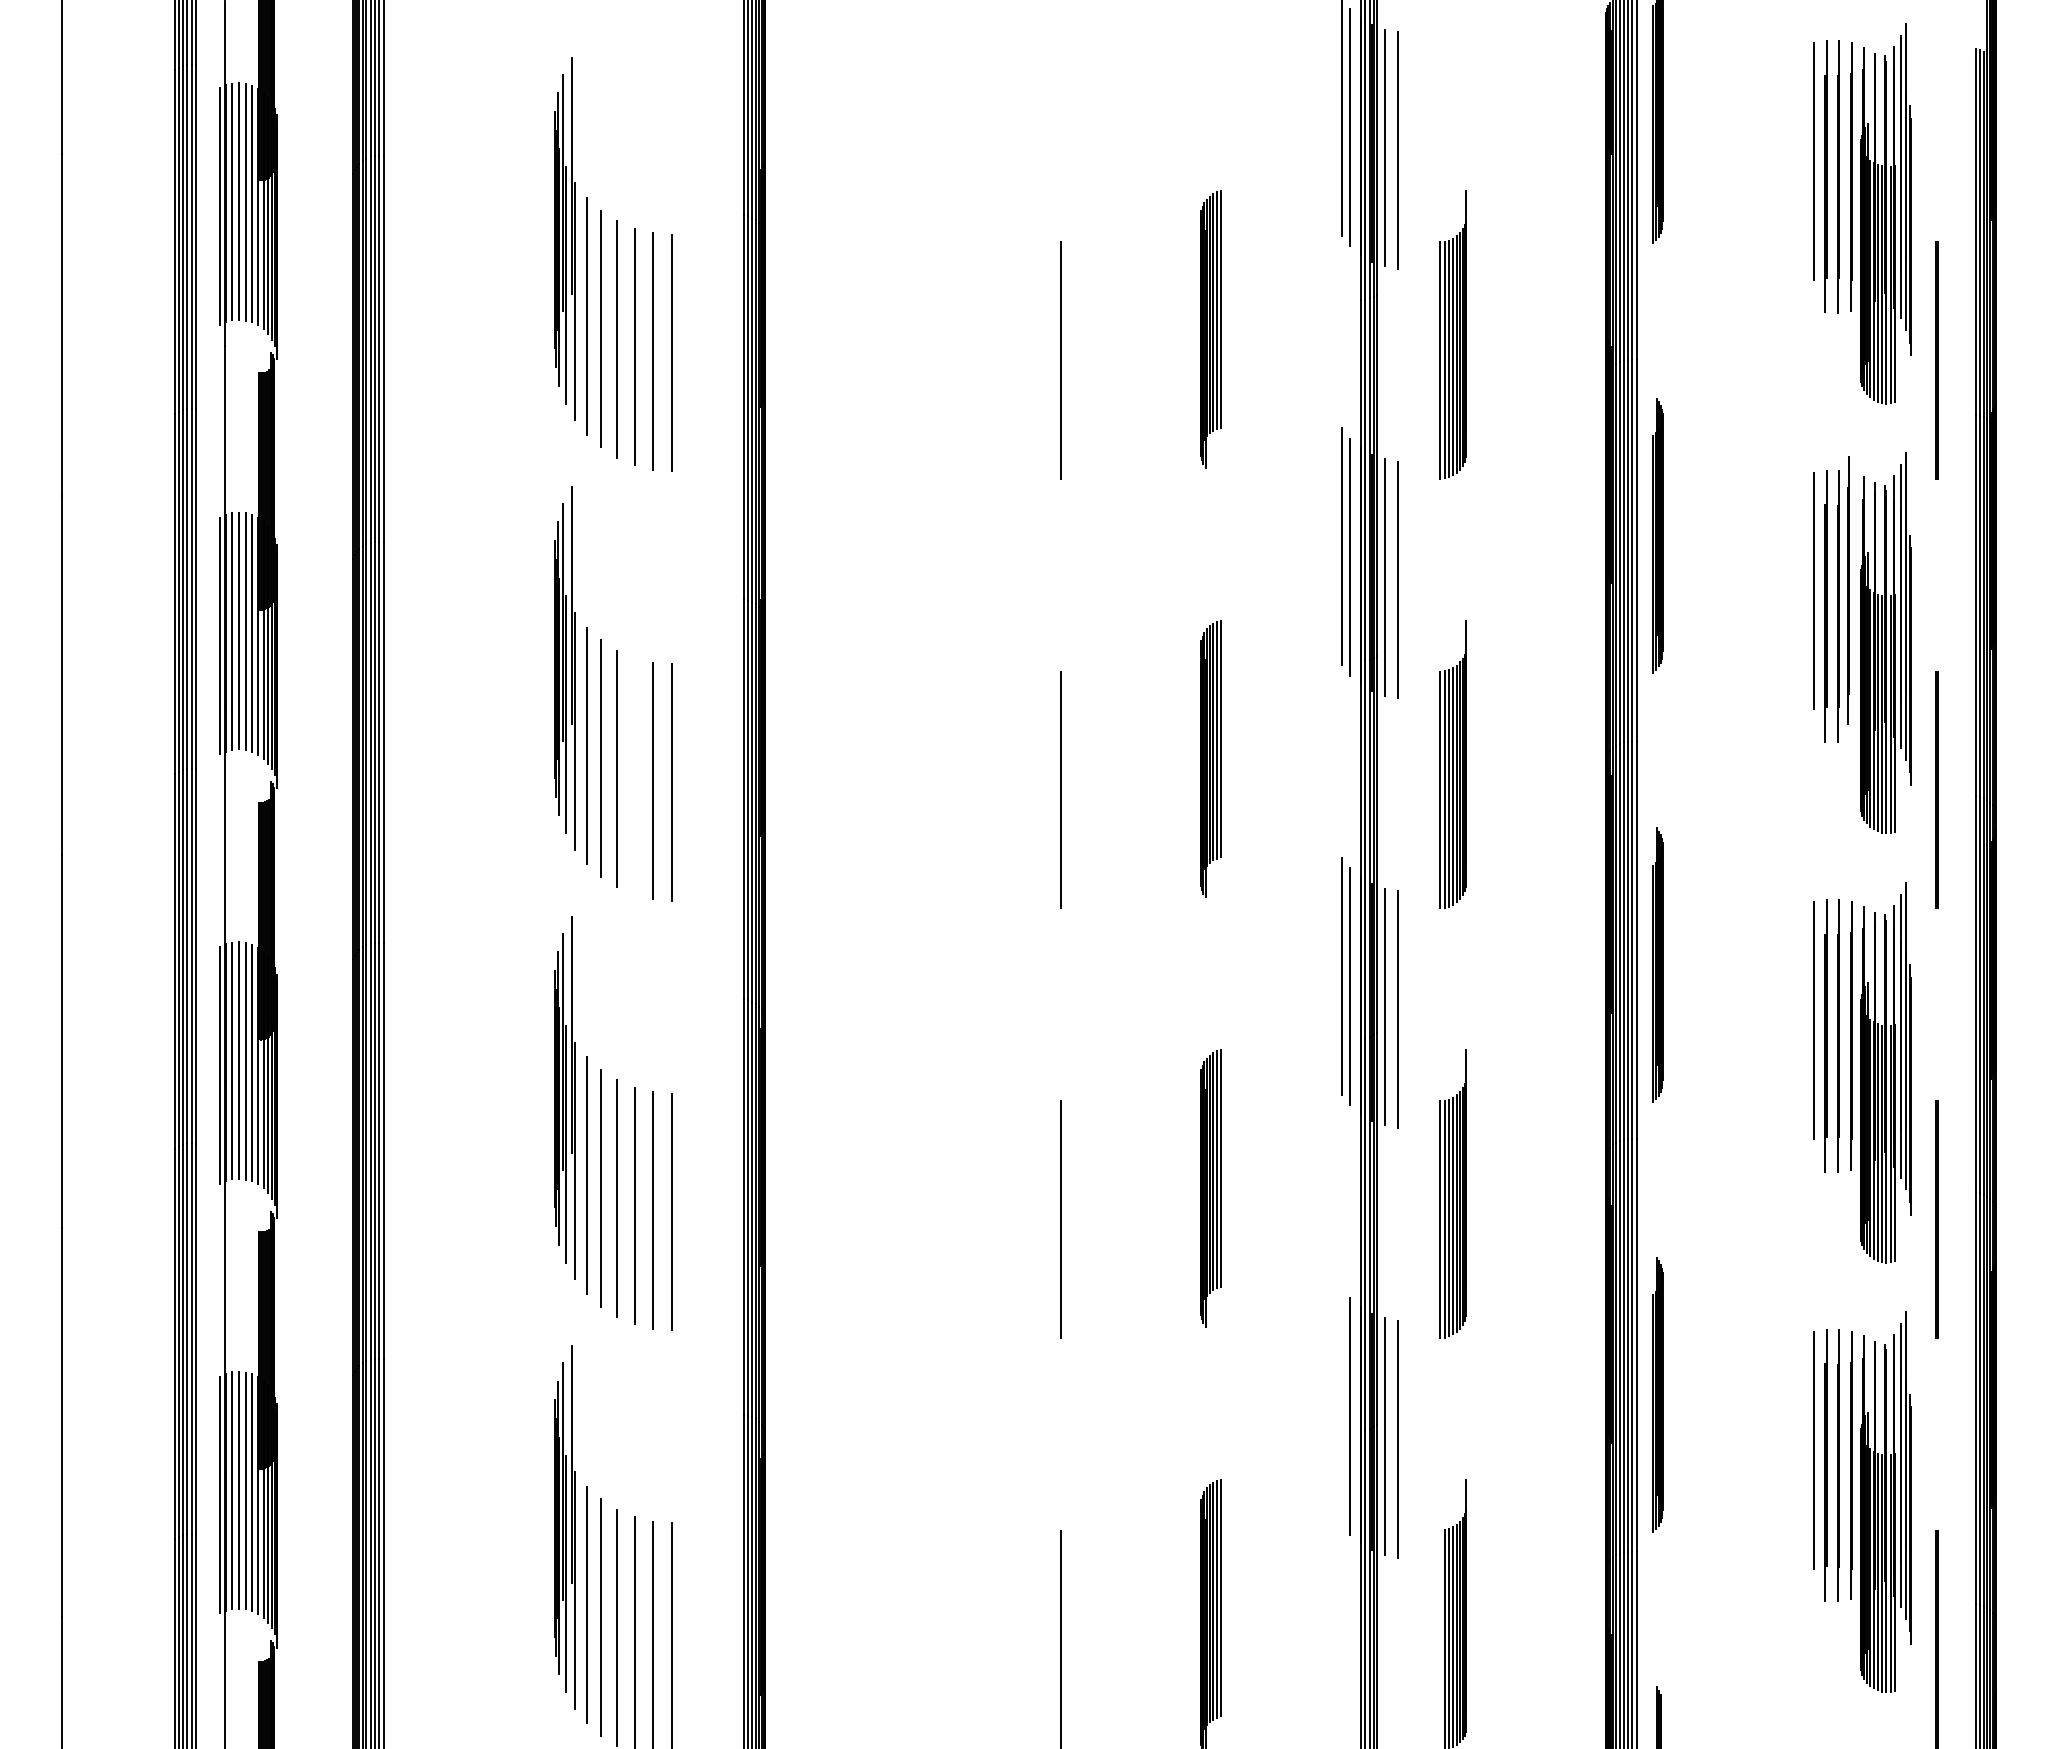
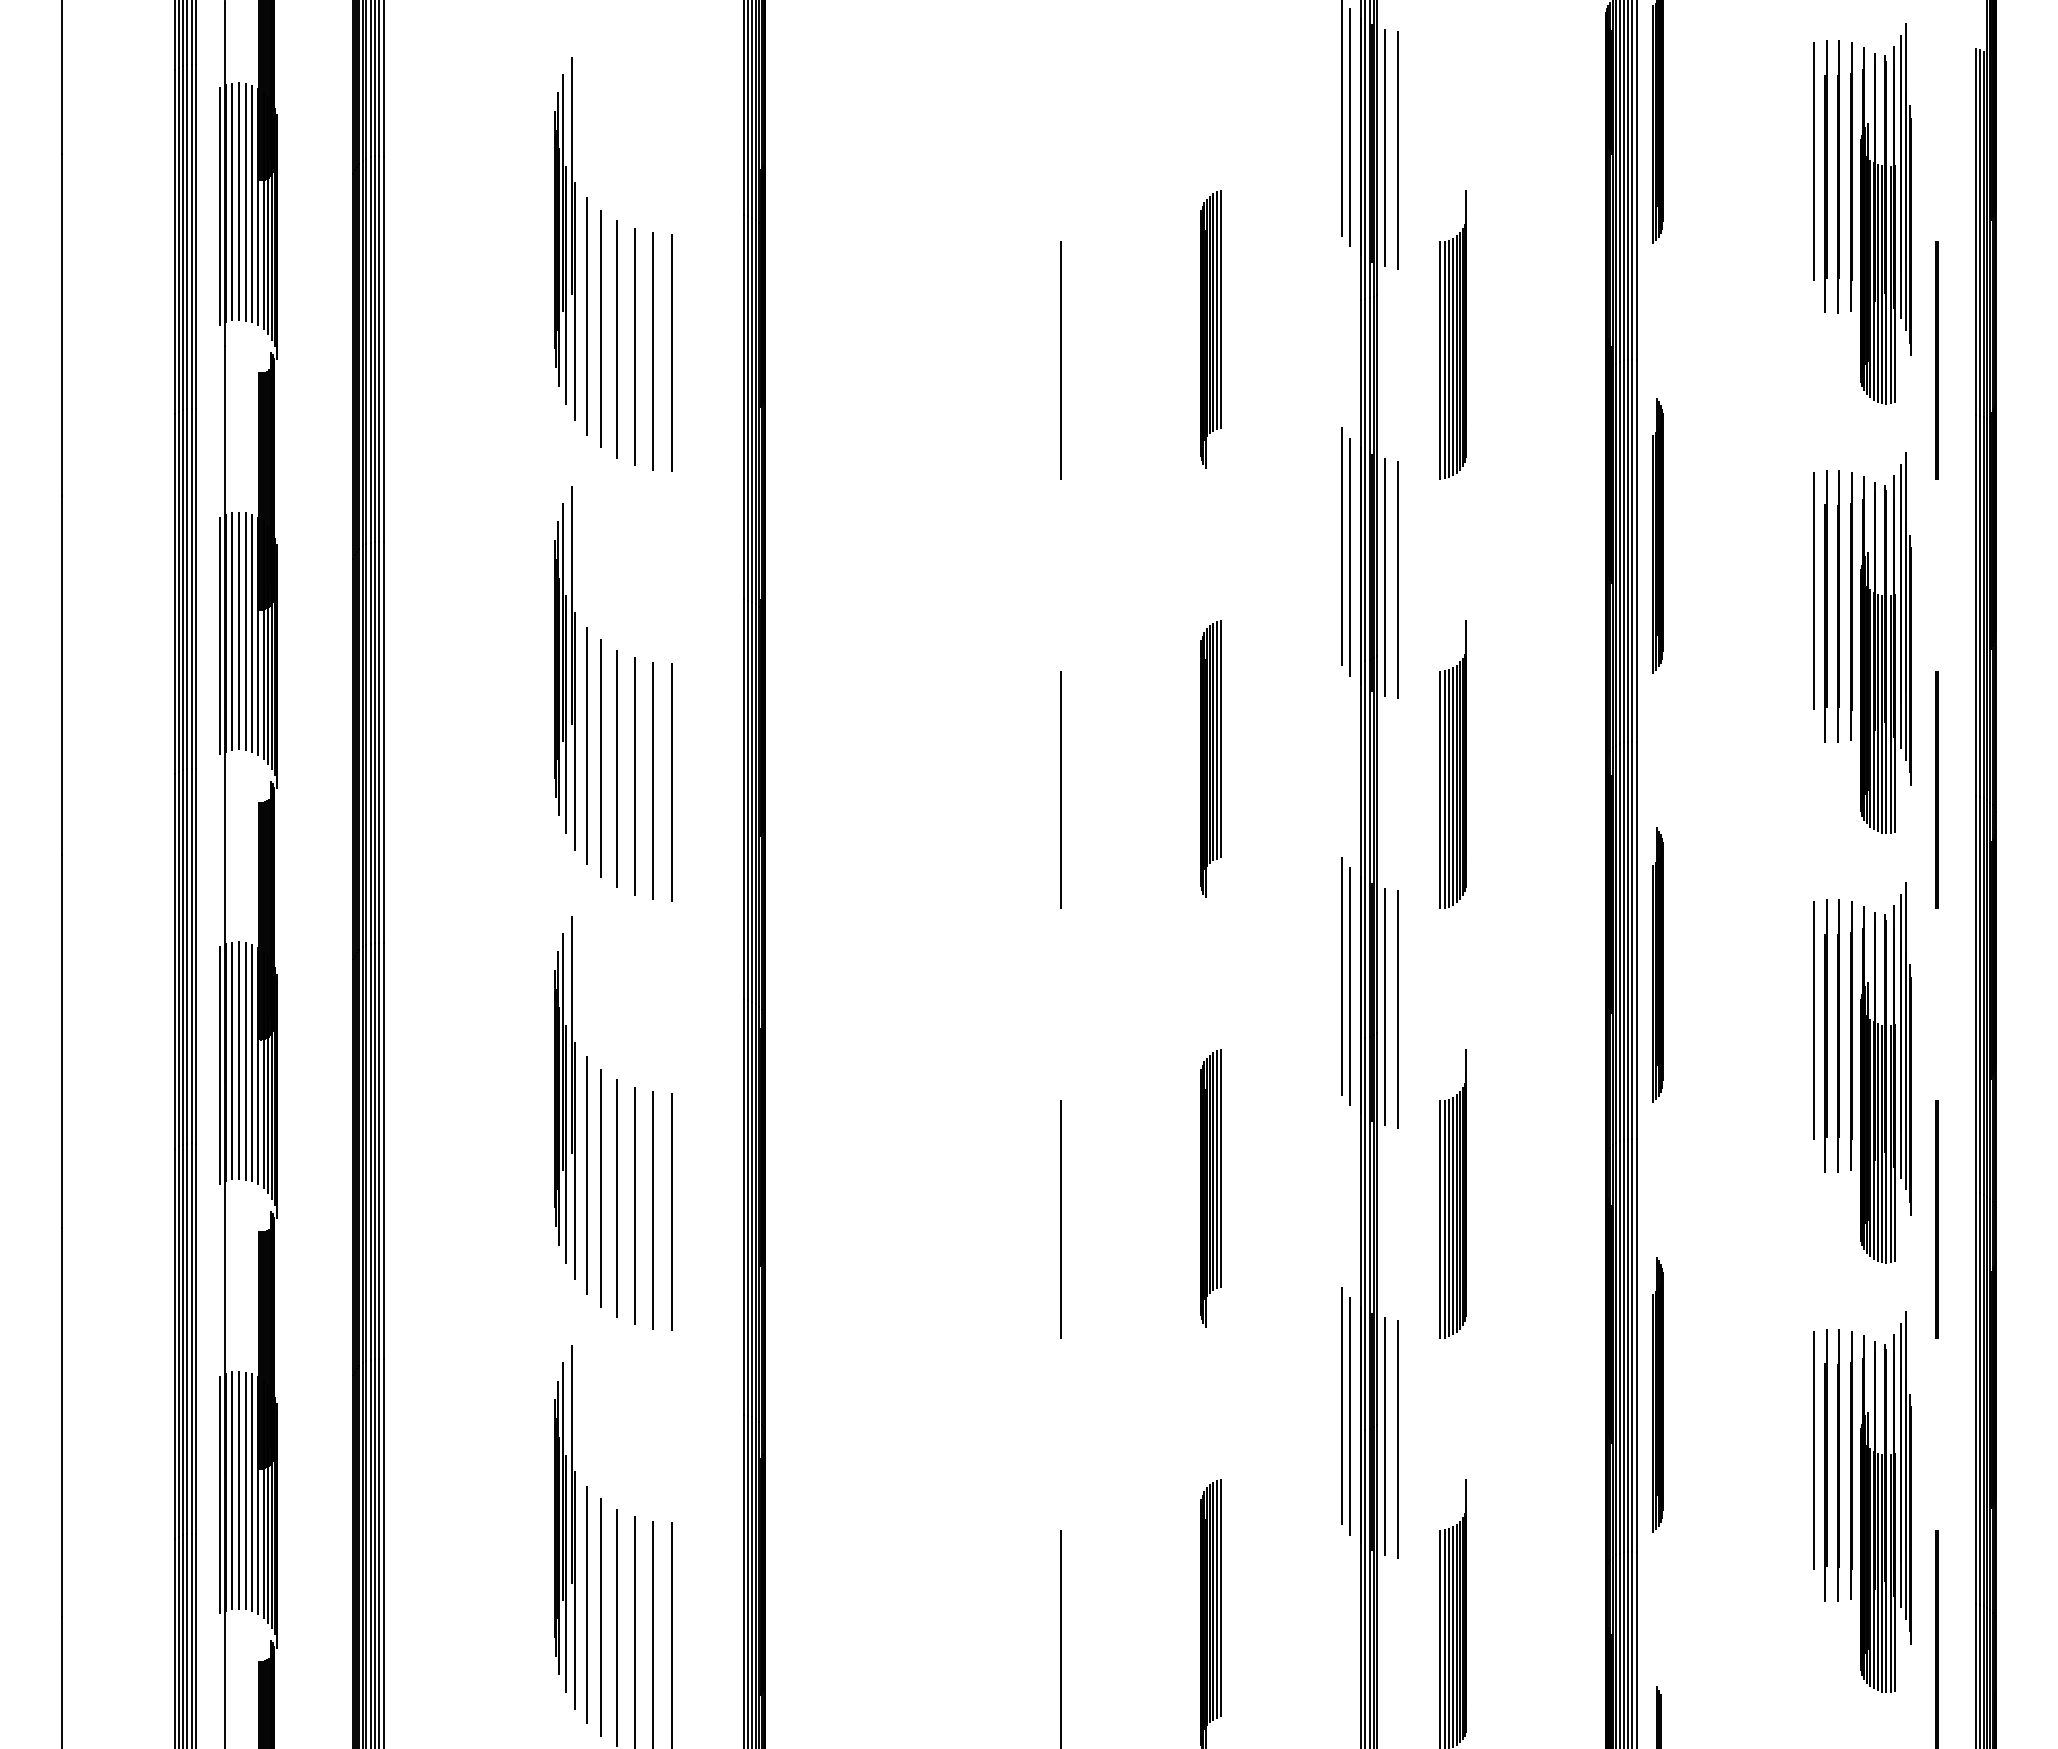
line position: (1848, 590) -> (1851, 606) (1851, 606)
line: none -> present (634, 776)
line: none -> present (1341, 1405)
line: none -> present (1440, 1637)
